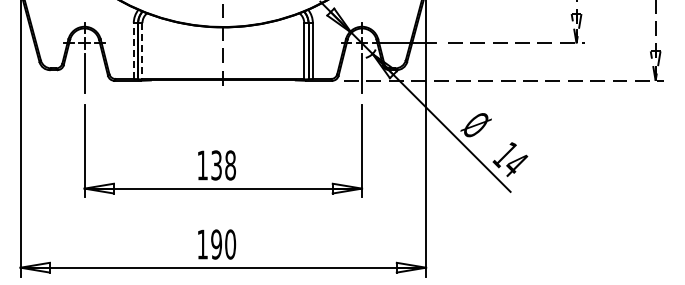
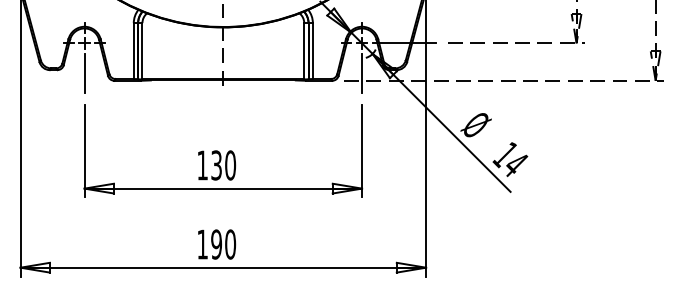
line: dashed -> solid (133, 51)
line: dashed -> solid (142, 51)
text: 138 -> 130 (230, 165)
